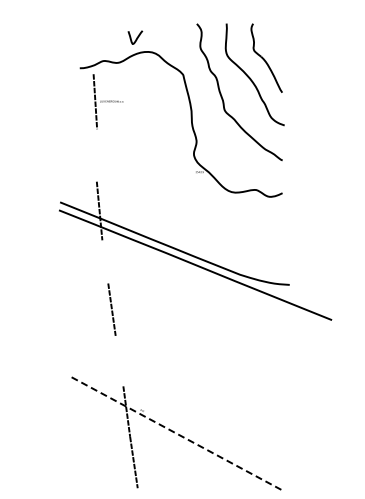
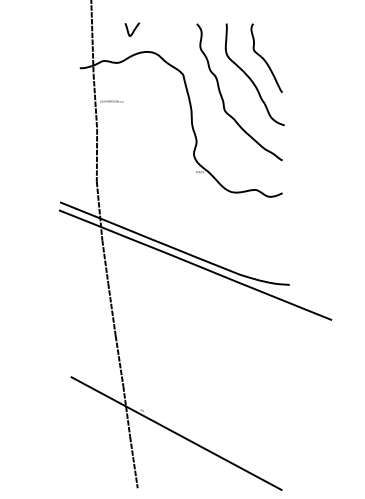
curve position: (136, 37) -> (133, 29) (133, 29)
line: none -> present (92, 38)
line: none -> present (96, 155)
line: none -> present (105, 261)
line: none -> present (119, 360)
line: dashed -> solid (177, 433)
